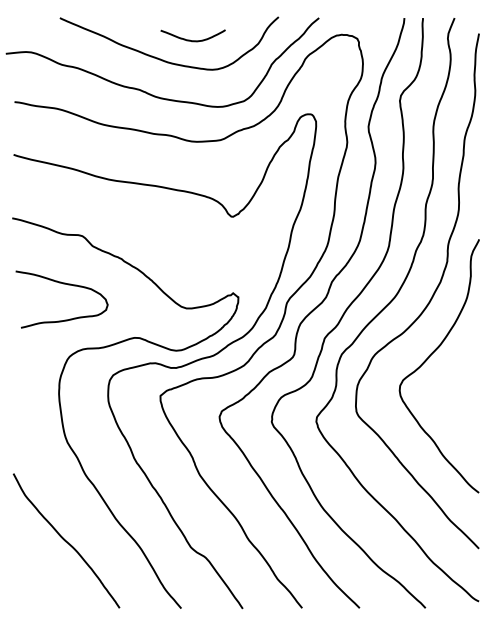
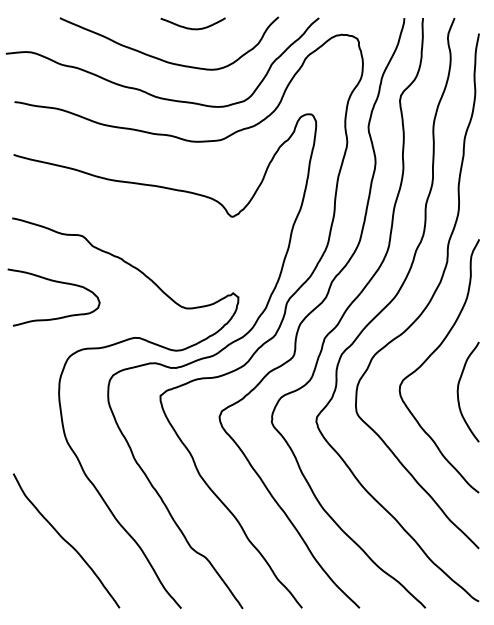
curve position: (190, 39) -> (190, 27) (190, 27)
curve position: (63, 284) -> (55, 282) (55, 282)
curve: none -> present (458, 391)
